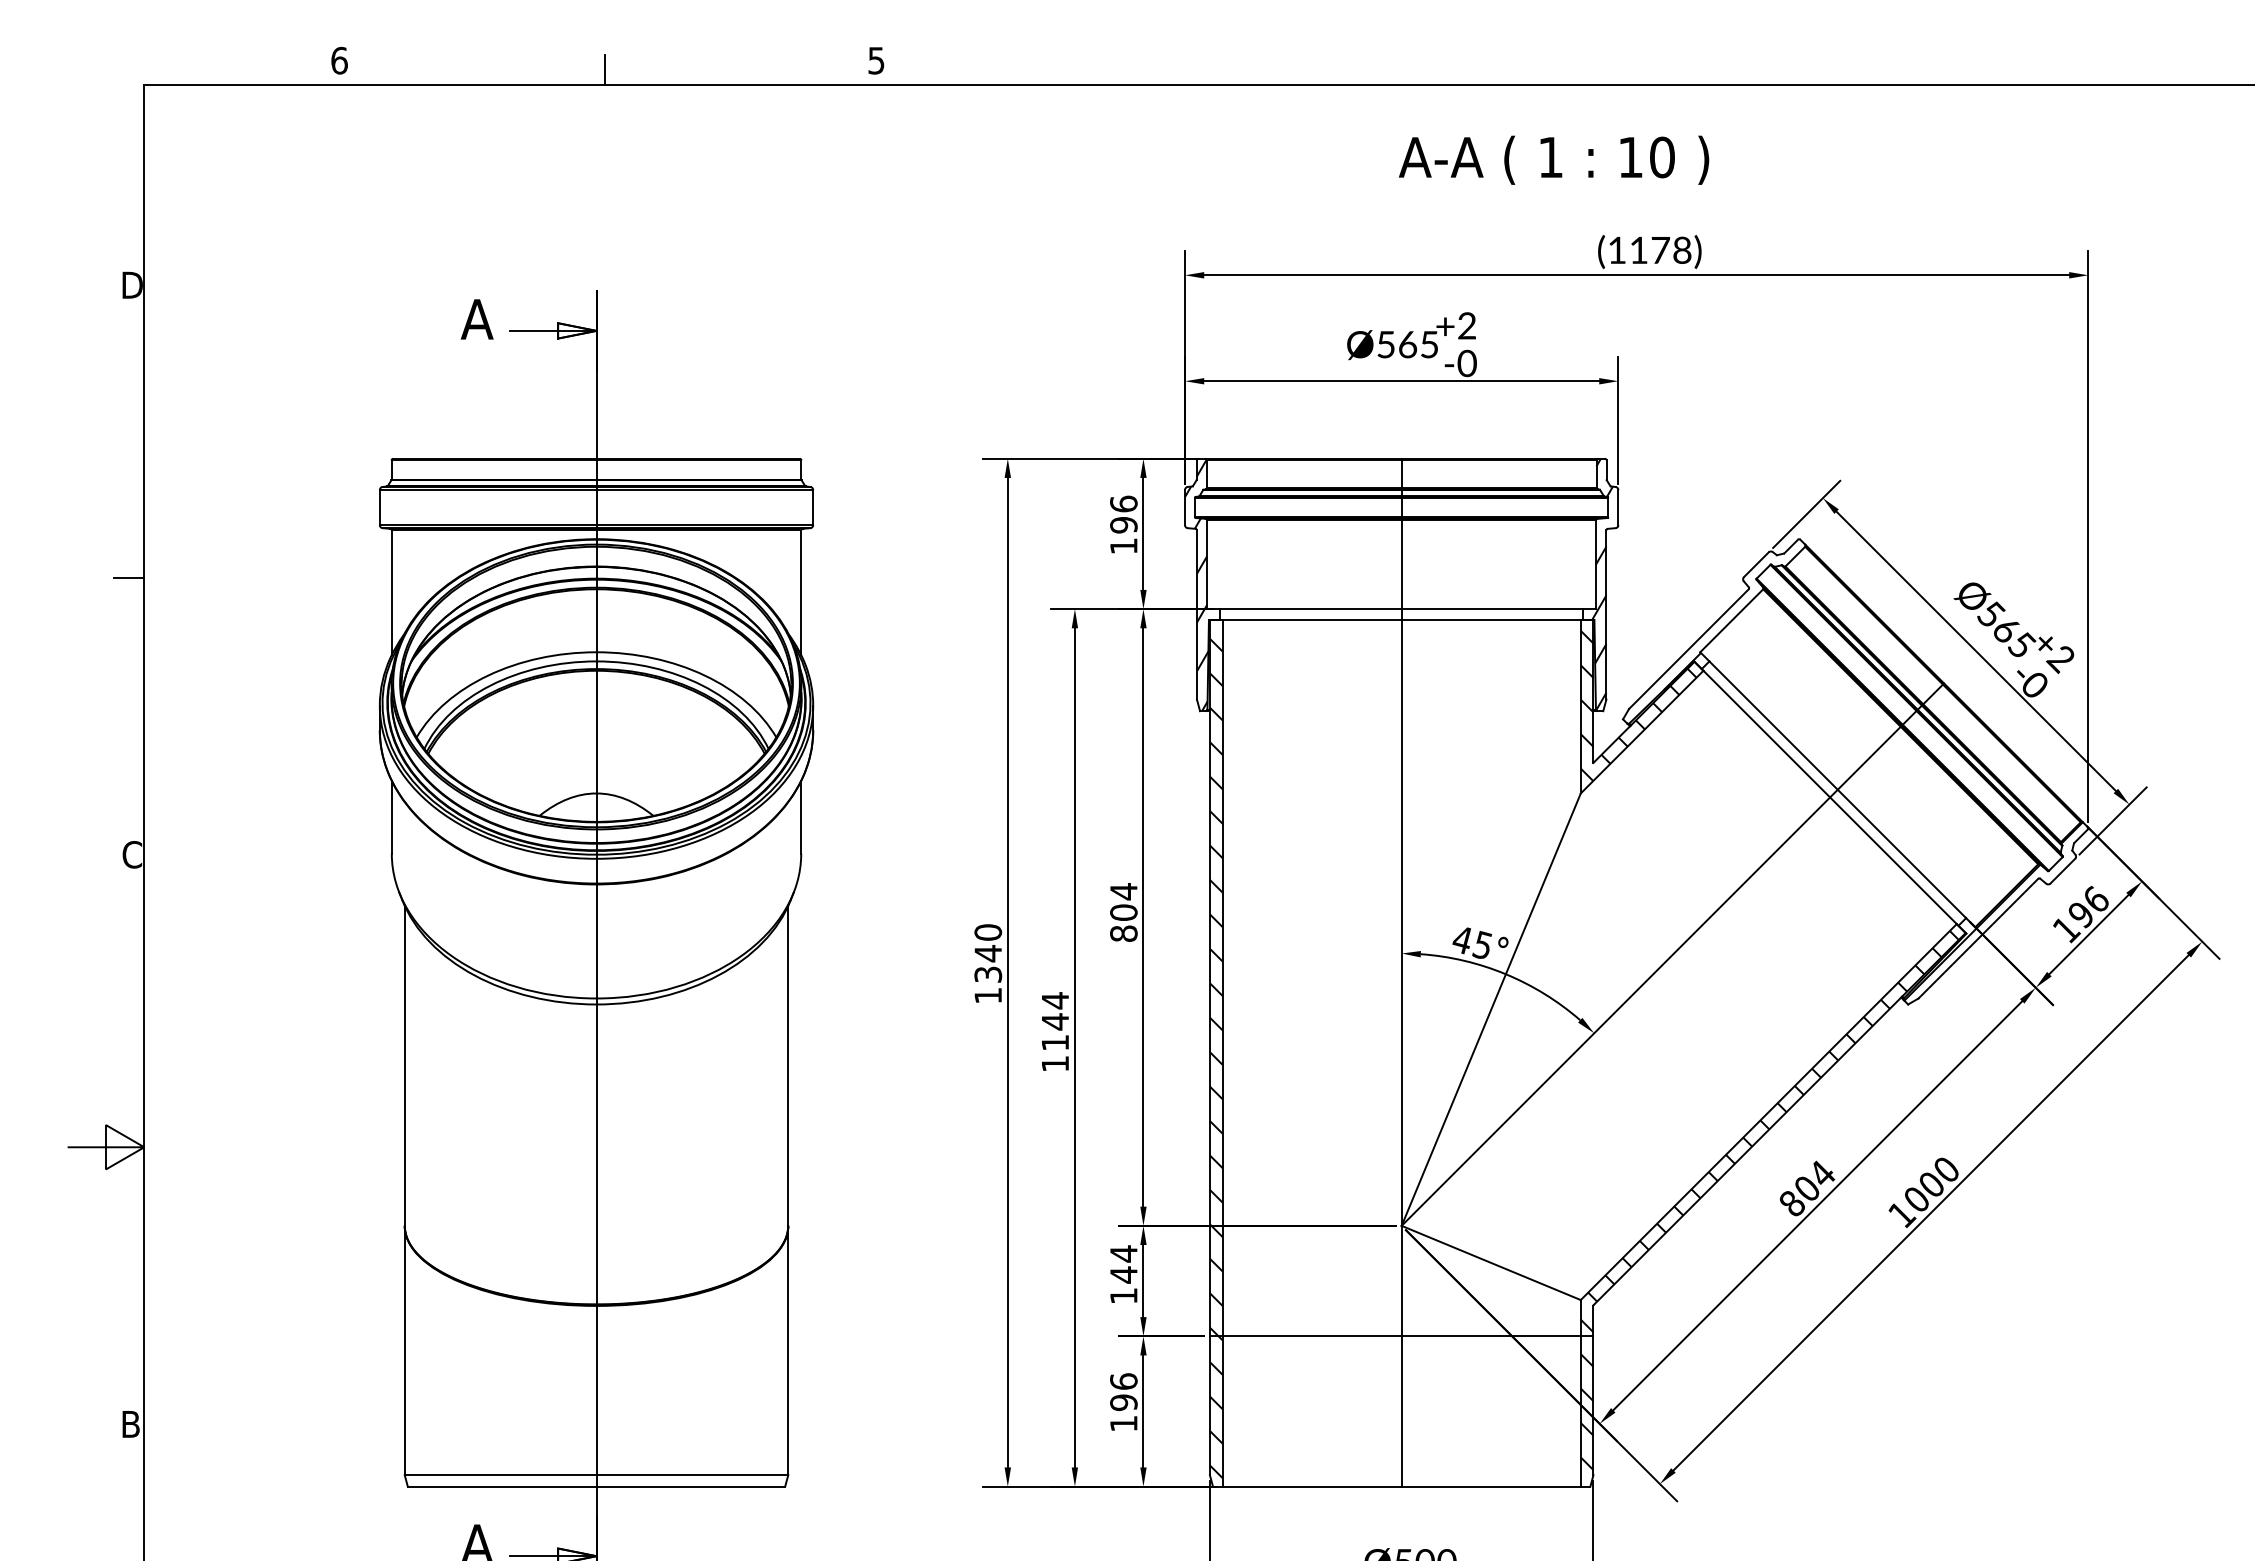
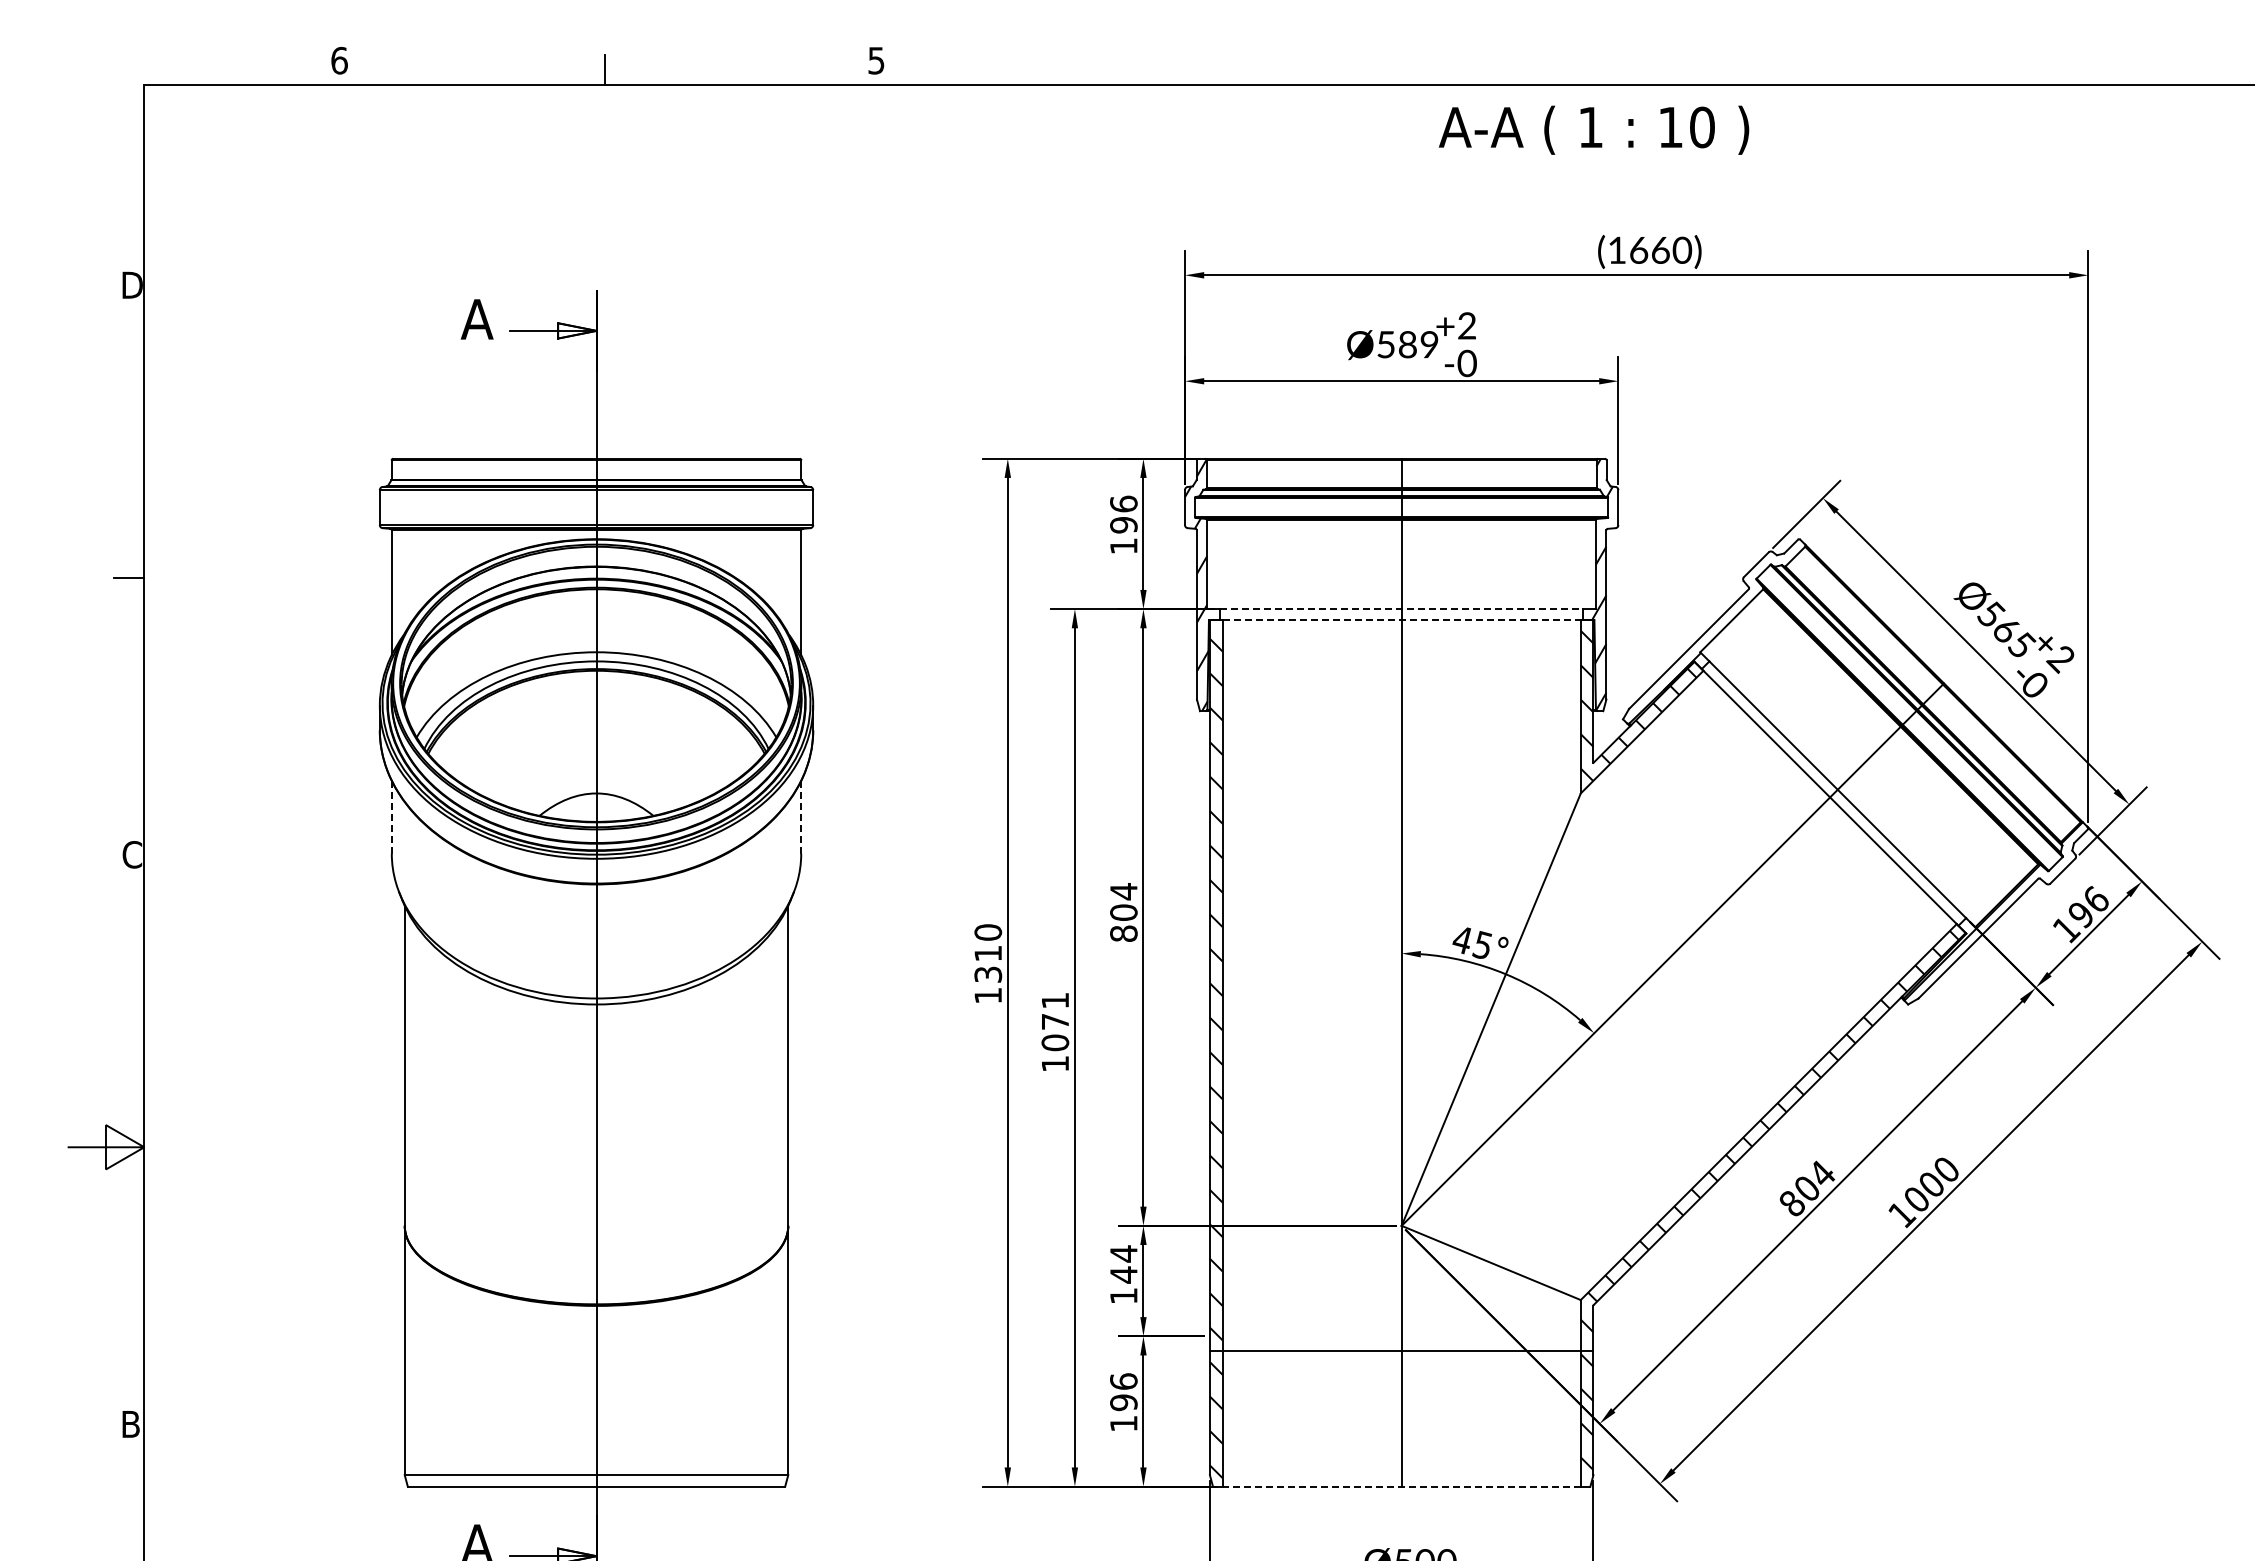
text position: (1553, 159) -> (1593, 129) (1593, 129)
text: (1178) -> (1660) (1661, 249)
text: Ø565 -> Ø589 (1418, 344)
line: solid -> dashed (1401, 609)
line: solid -> dashed (1402, 619)
line: solid -> dashed (391, 817)
line: solid -> dashed (801, 817)
text: 1340 -> 1310 (987, 953)
text: 1144 -> 1071 (1055, 1021)
line position: (1401, 1336) -> (1401, 1351) (1401, 1351)
line: solid -> dashed (1401, 1486)
